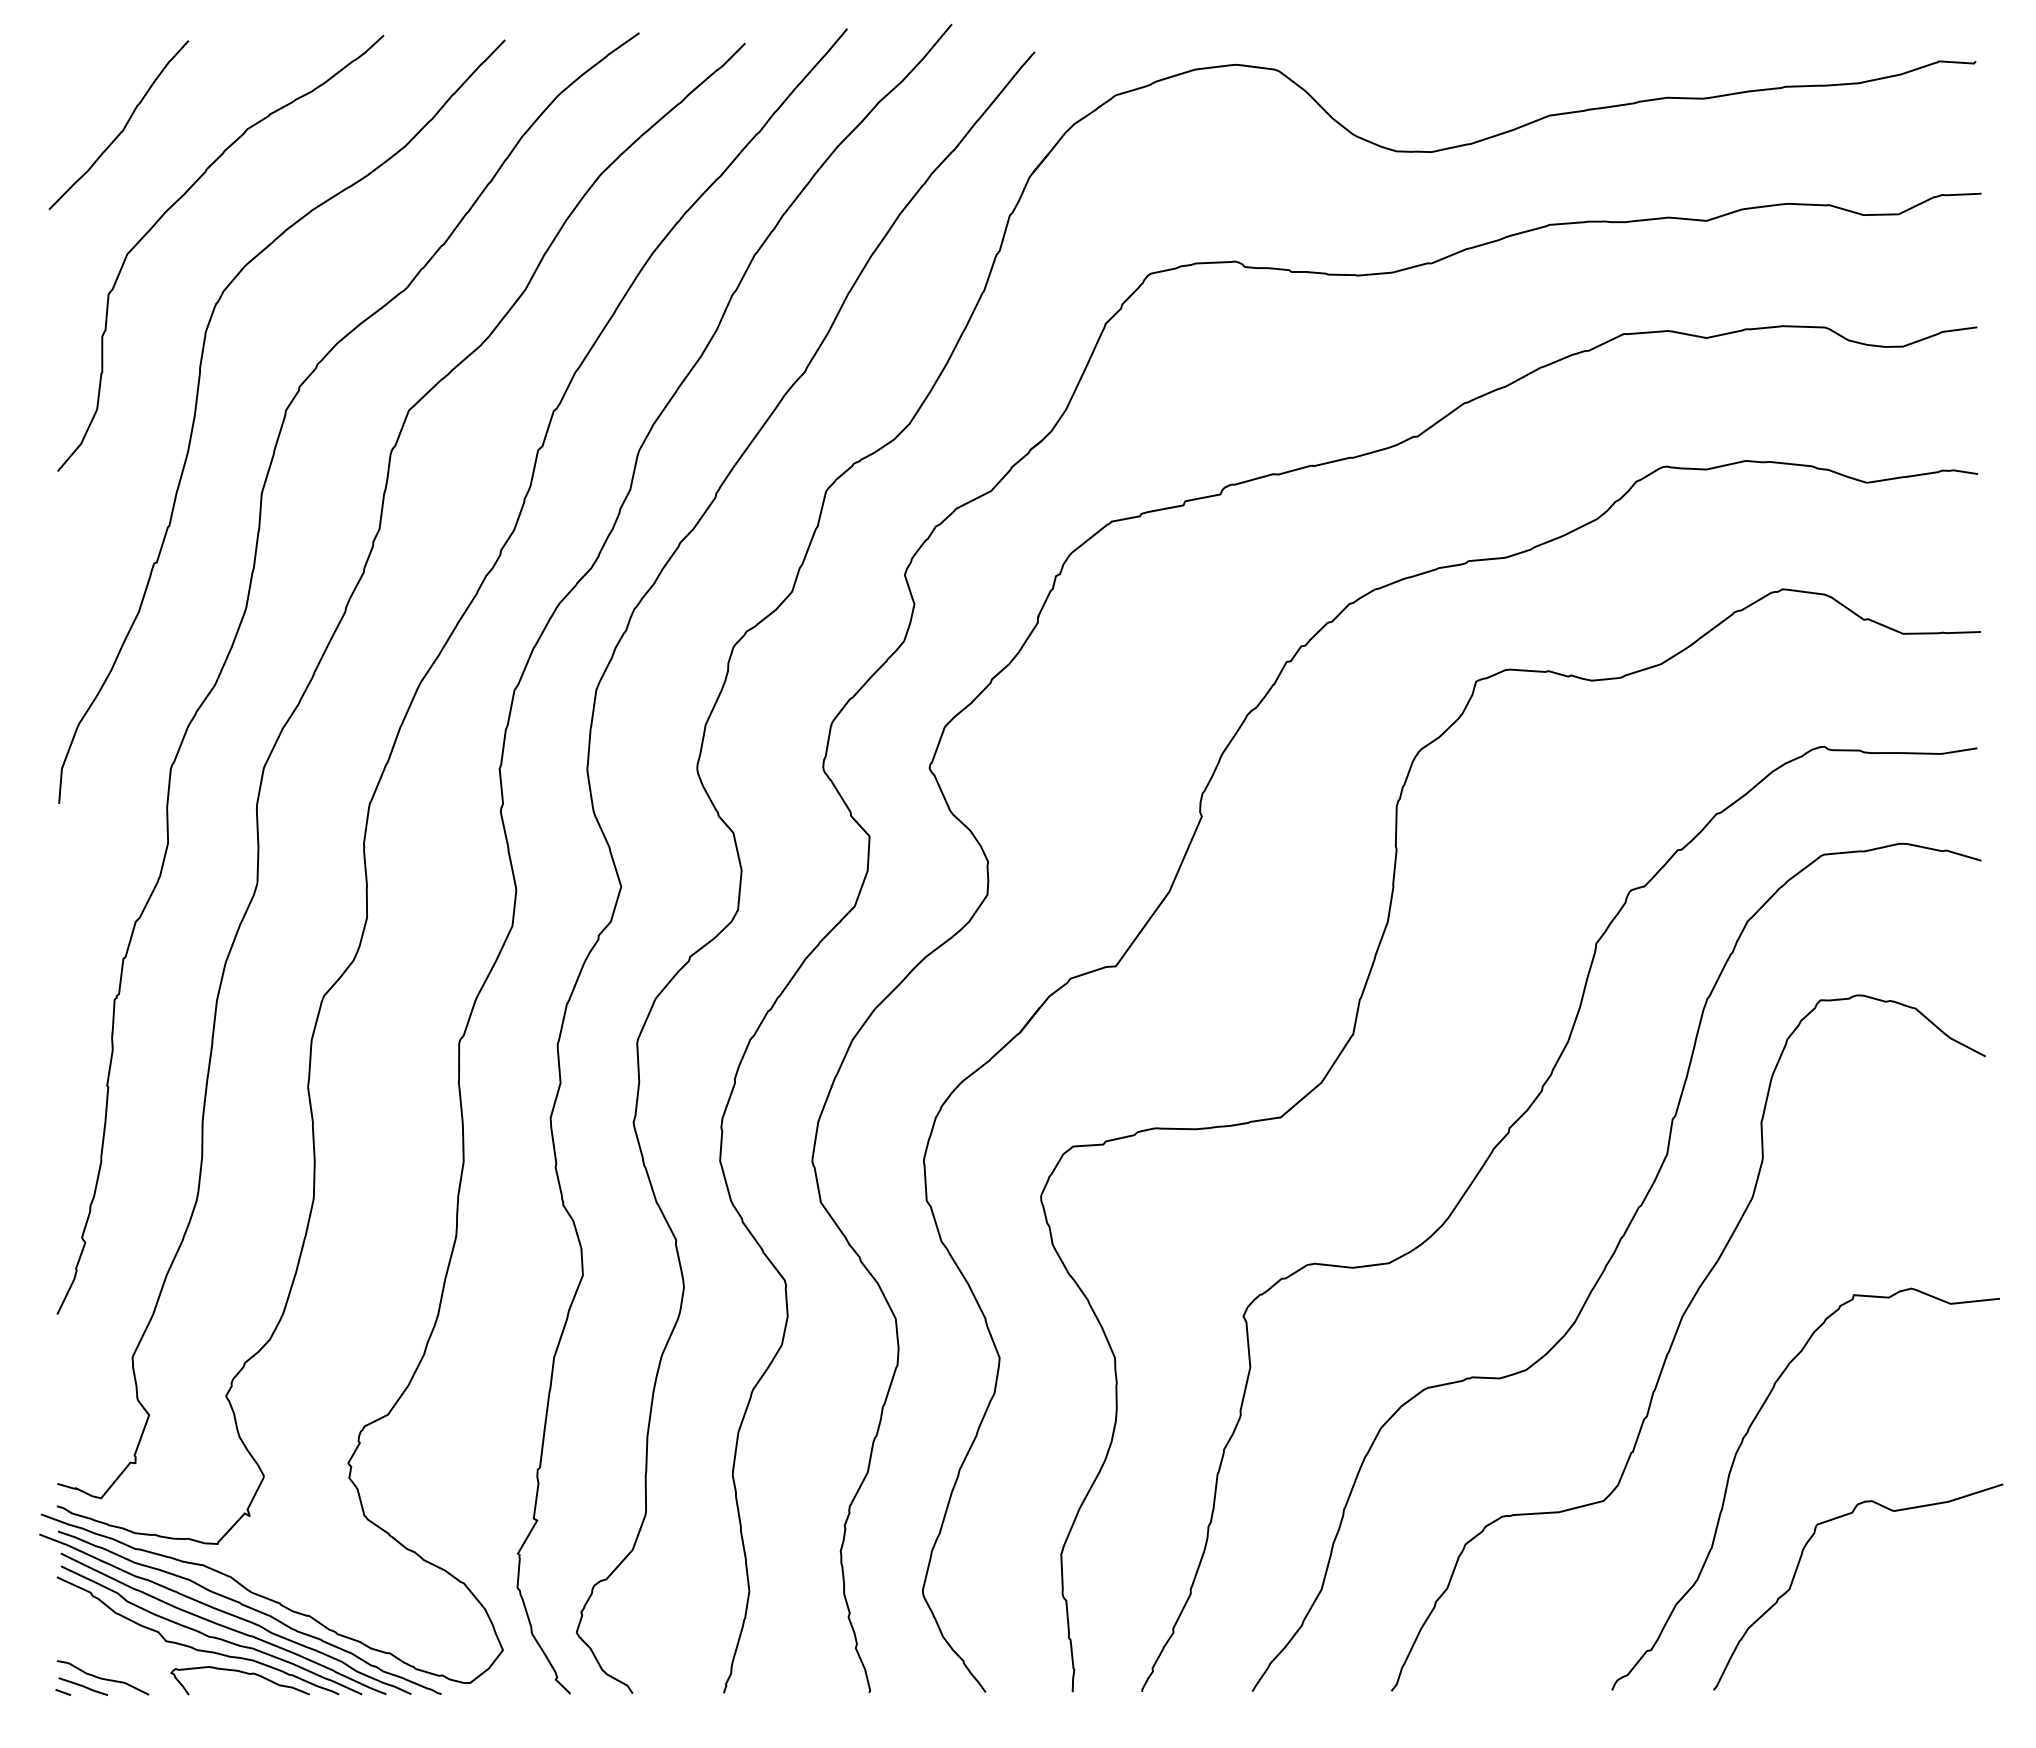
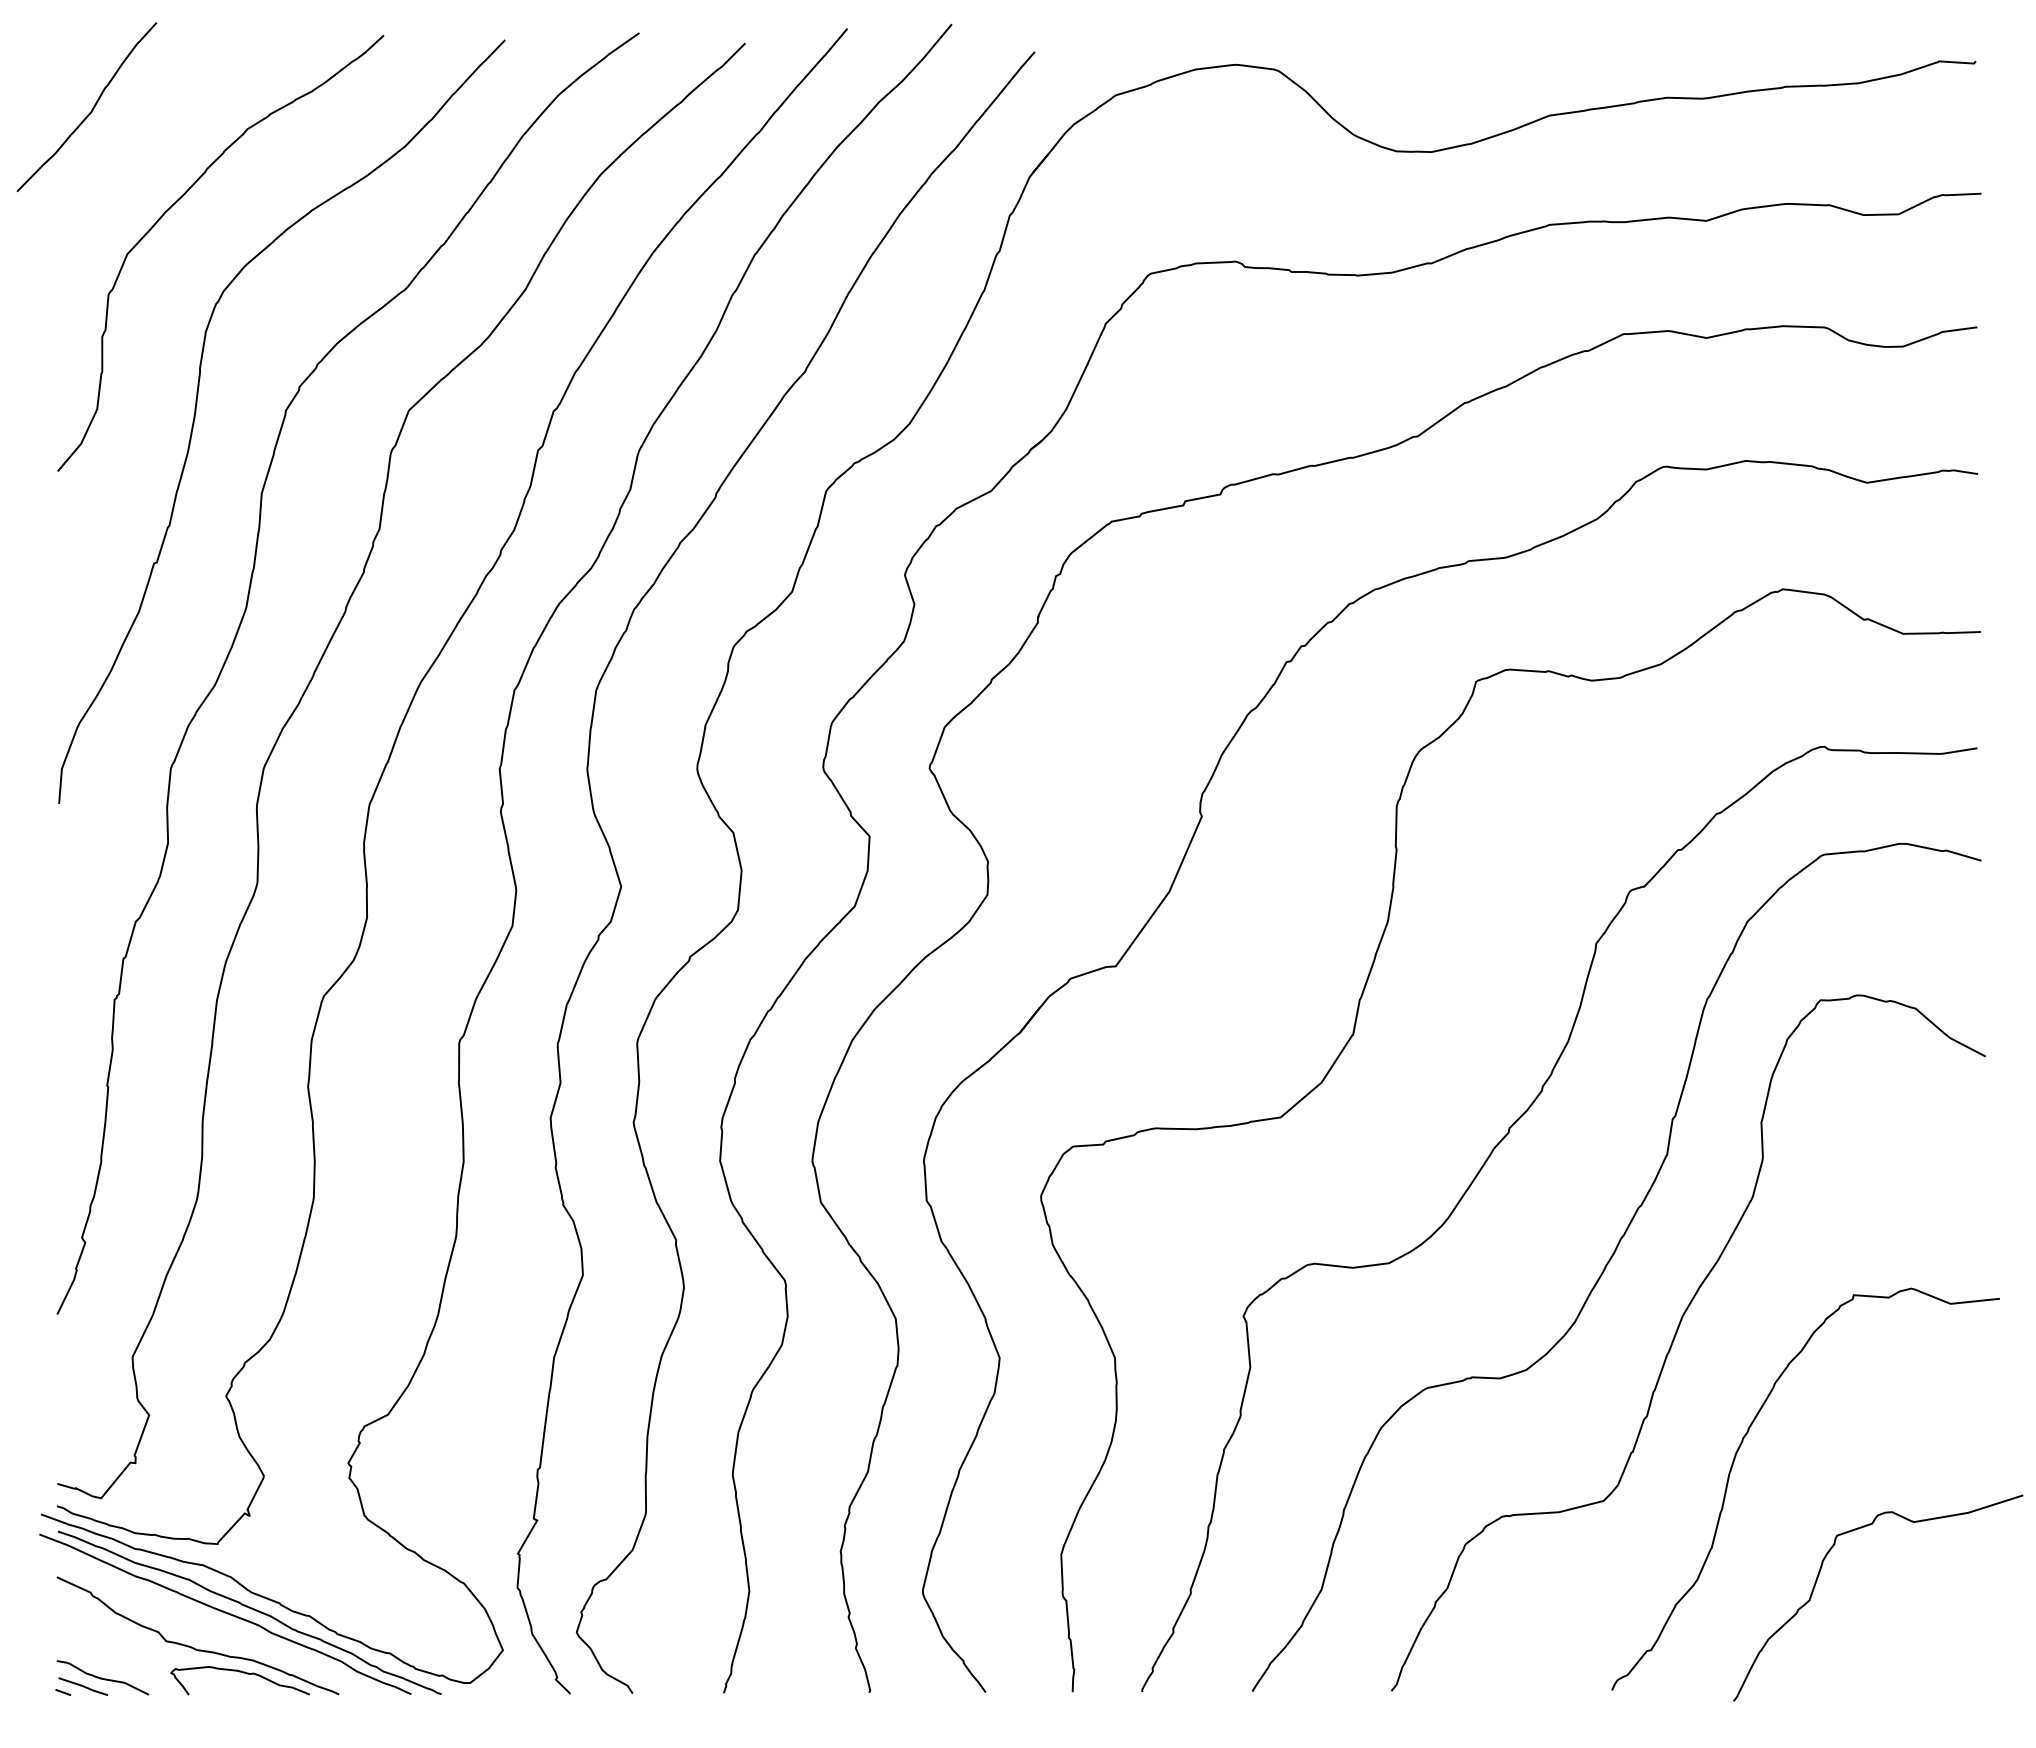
curve position: (123, 127) -> (91, 109) (91, 109)
curve position: (1798, 1567) -> (1818, 1578) (1818, 1578)
part: present -> none (223, 1623)
